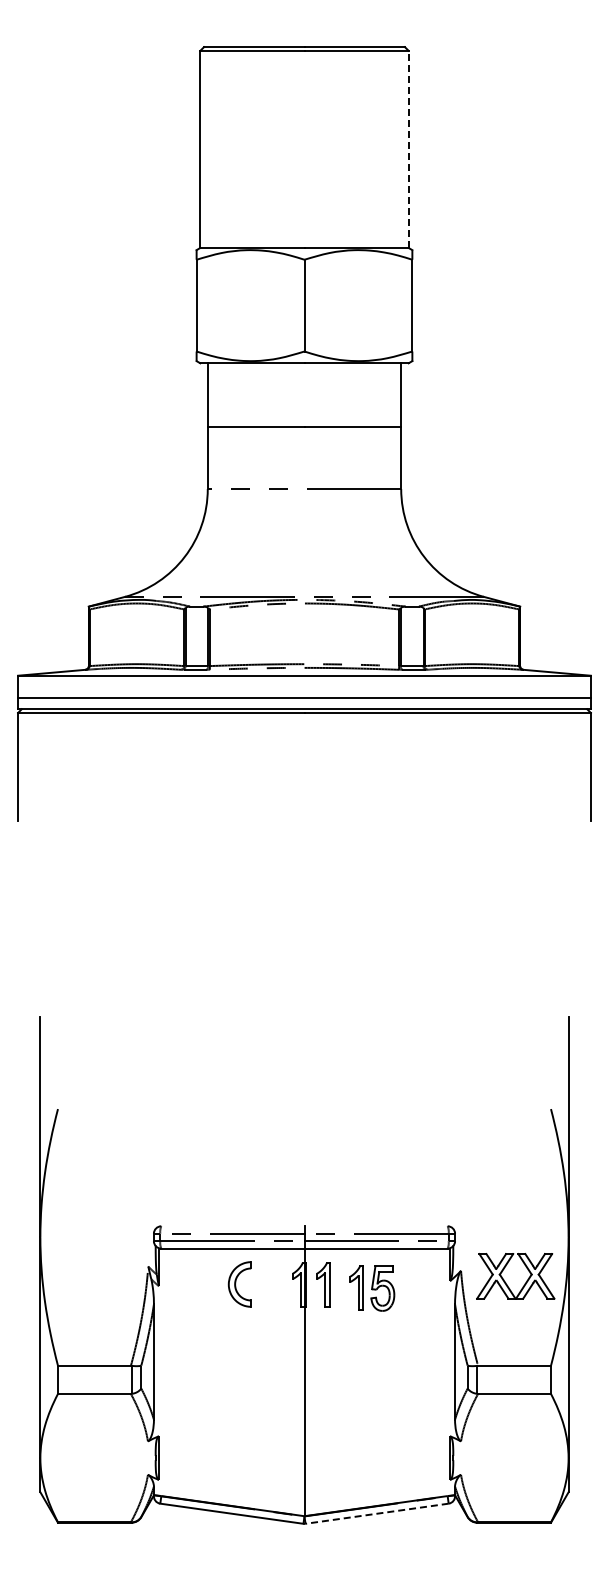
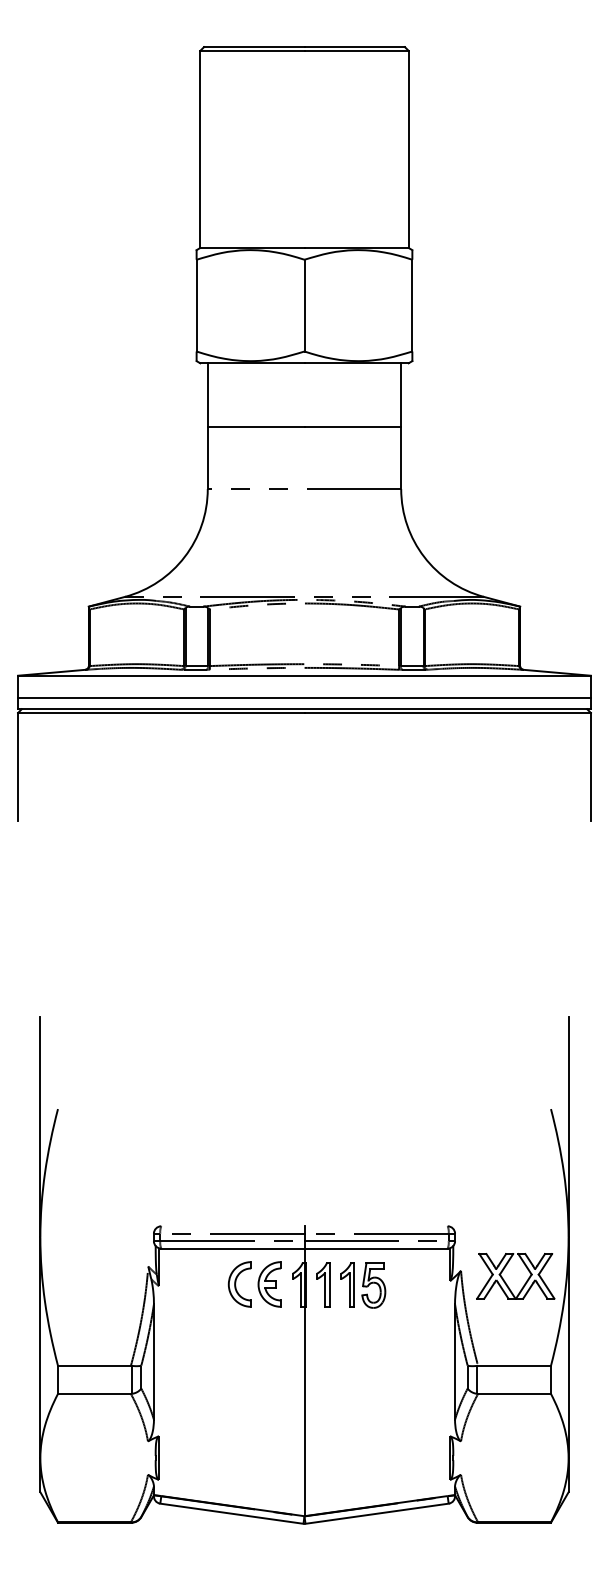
line: dashed -> solid (408, 149)
part: none -> present (269, 1284)
part position: (372, 1288) -> (363, 1285) (363, 1285)
line: dashed -> solid (376, 1513)
